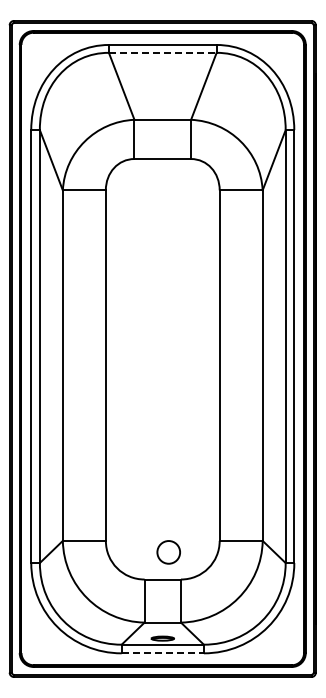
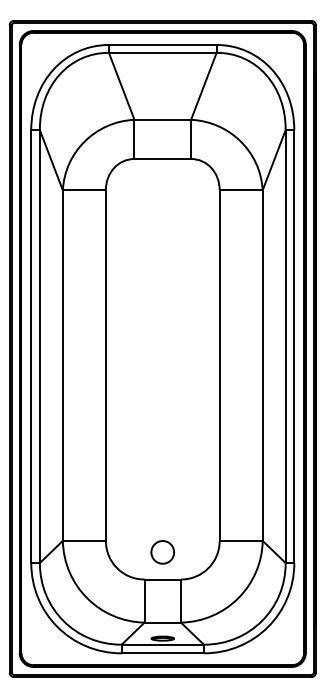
line: dashed -> solid (162, 52)
circle position: (168, 552) -> (162, 552) (162, 552)
line: dashed -> solid (163, 653)
